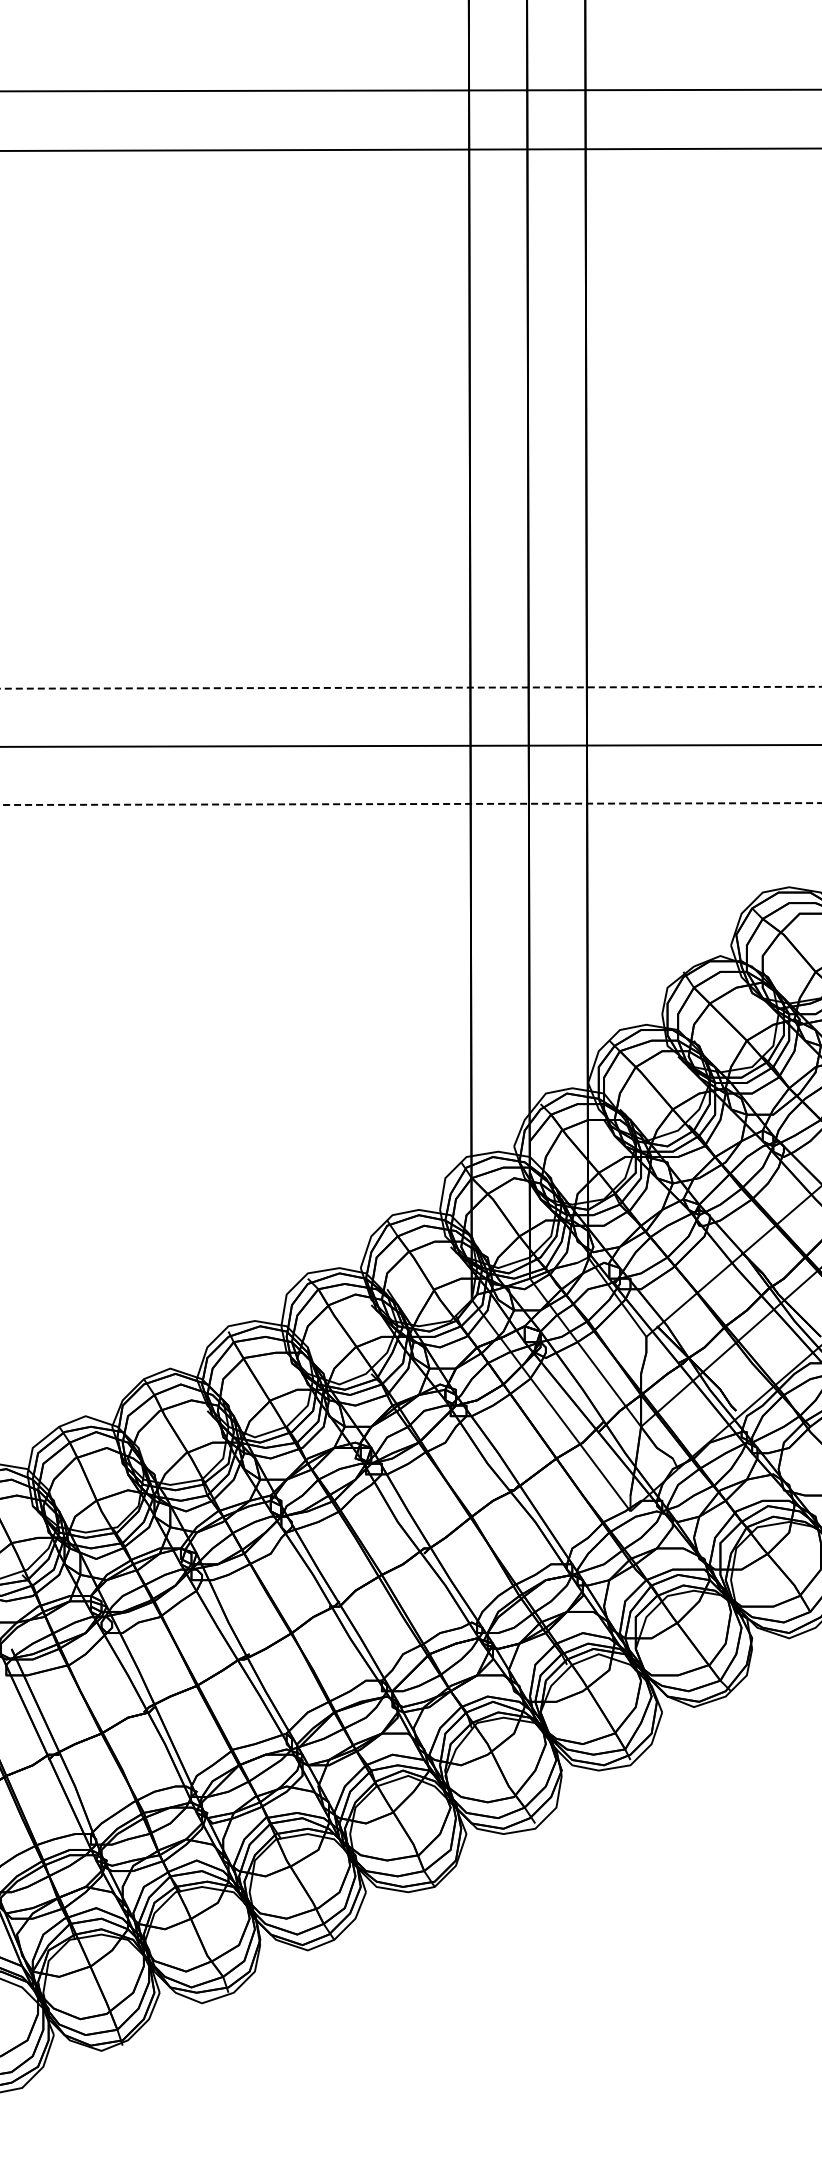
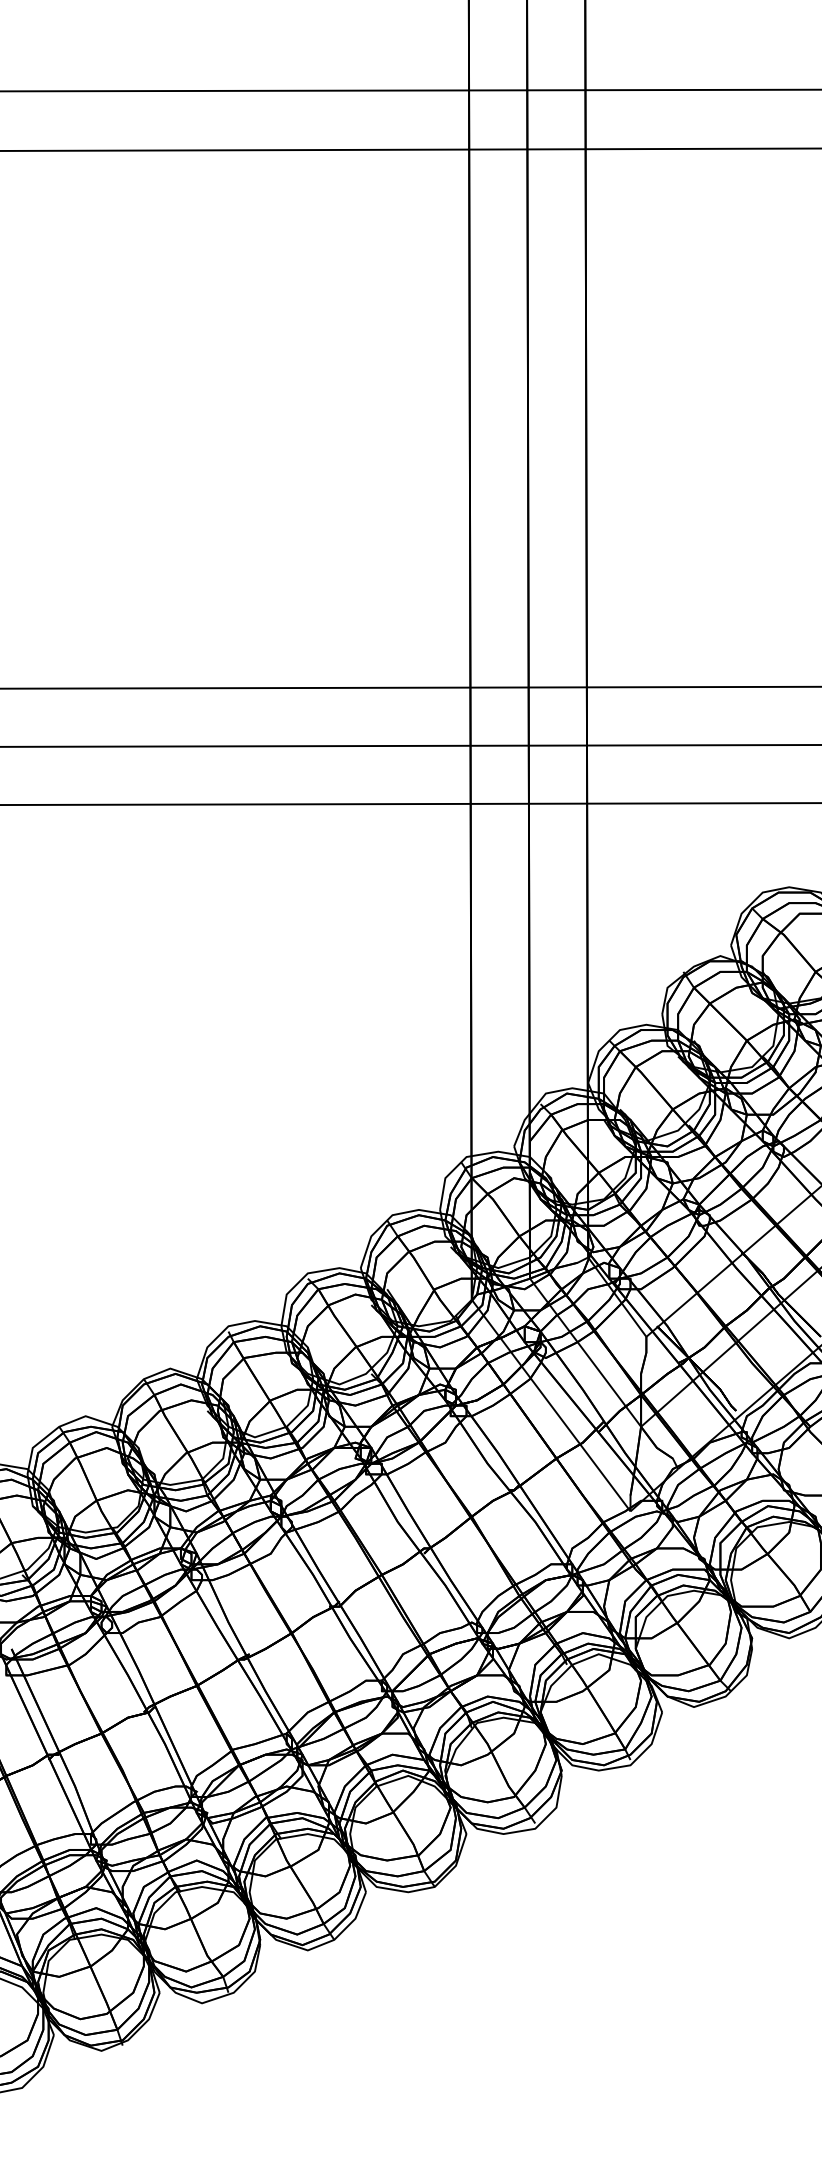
line: dashed -> solid (411, 687)
line: dashed -> solid (411, 804)
